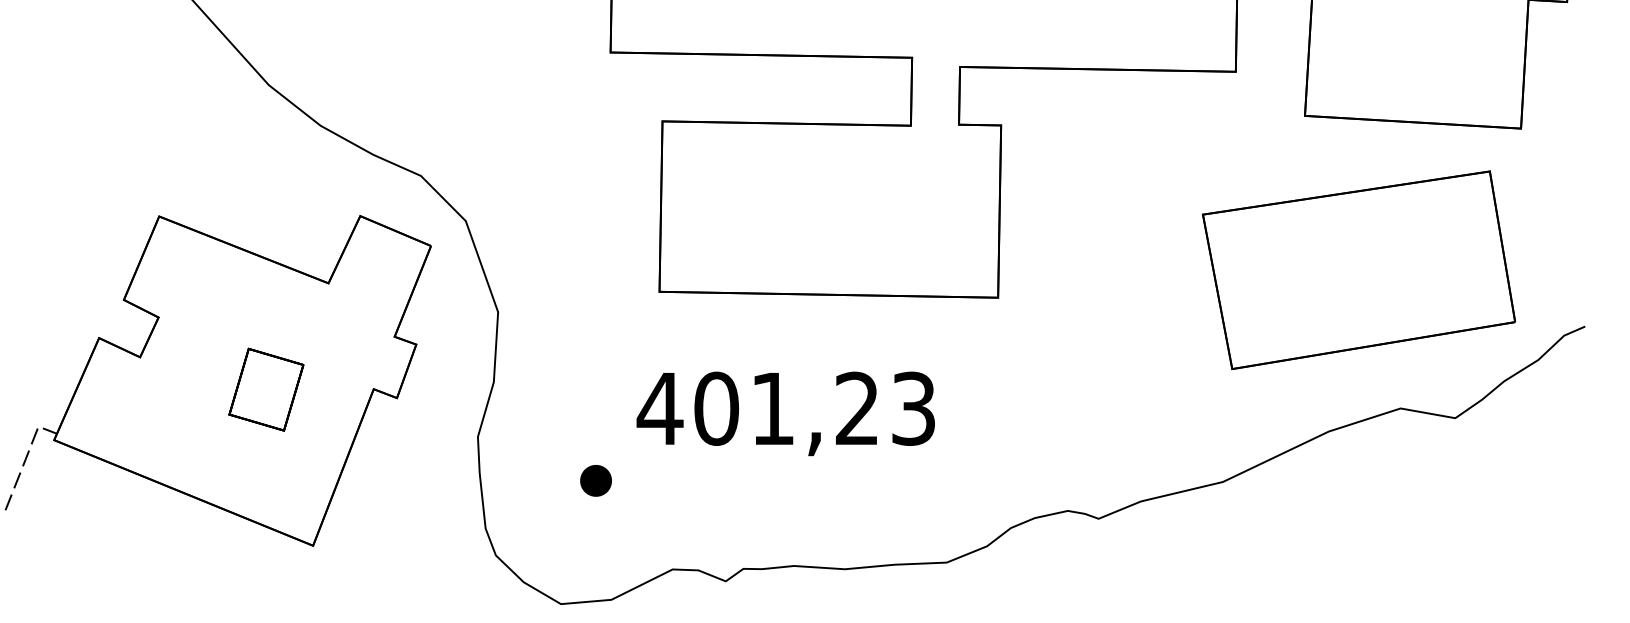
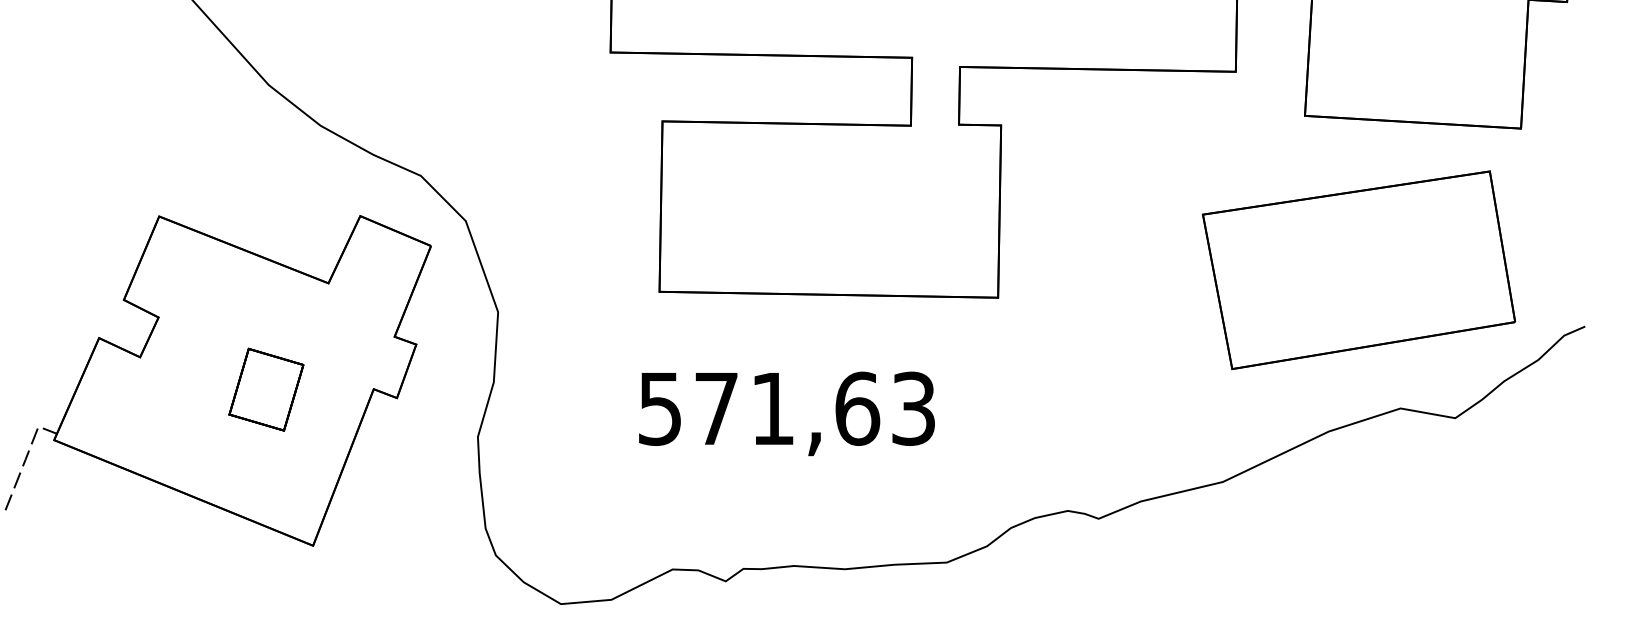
text: 401,23 -> 571,63 (758, 408)
part: present -> none (595, 480)
